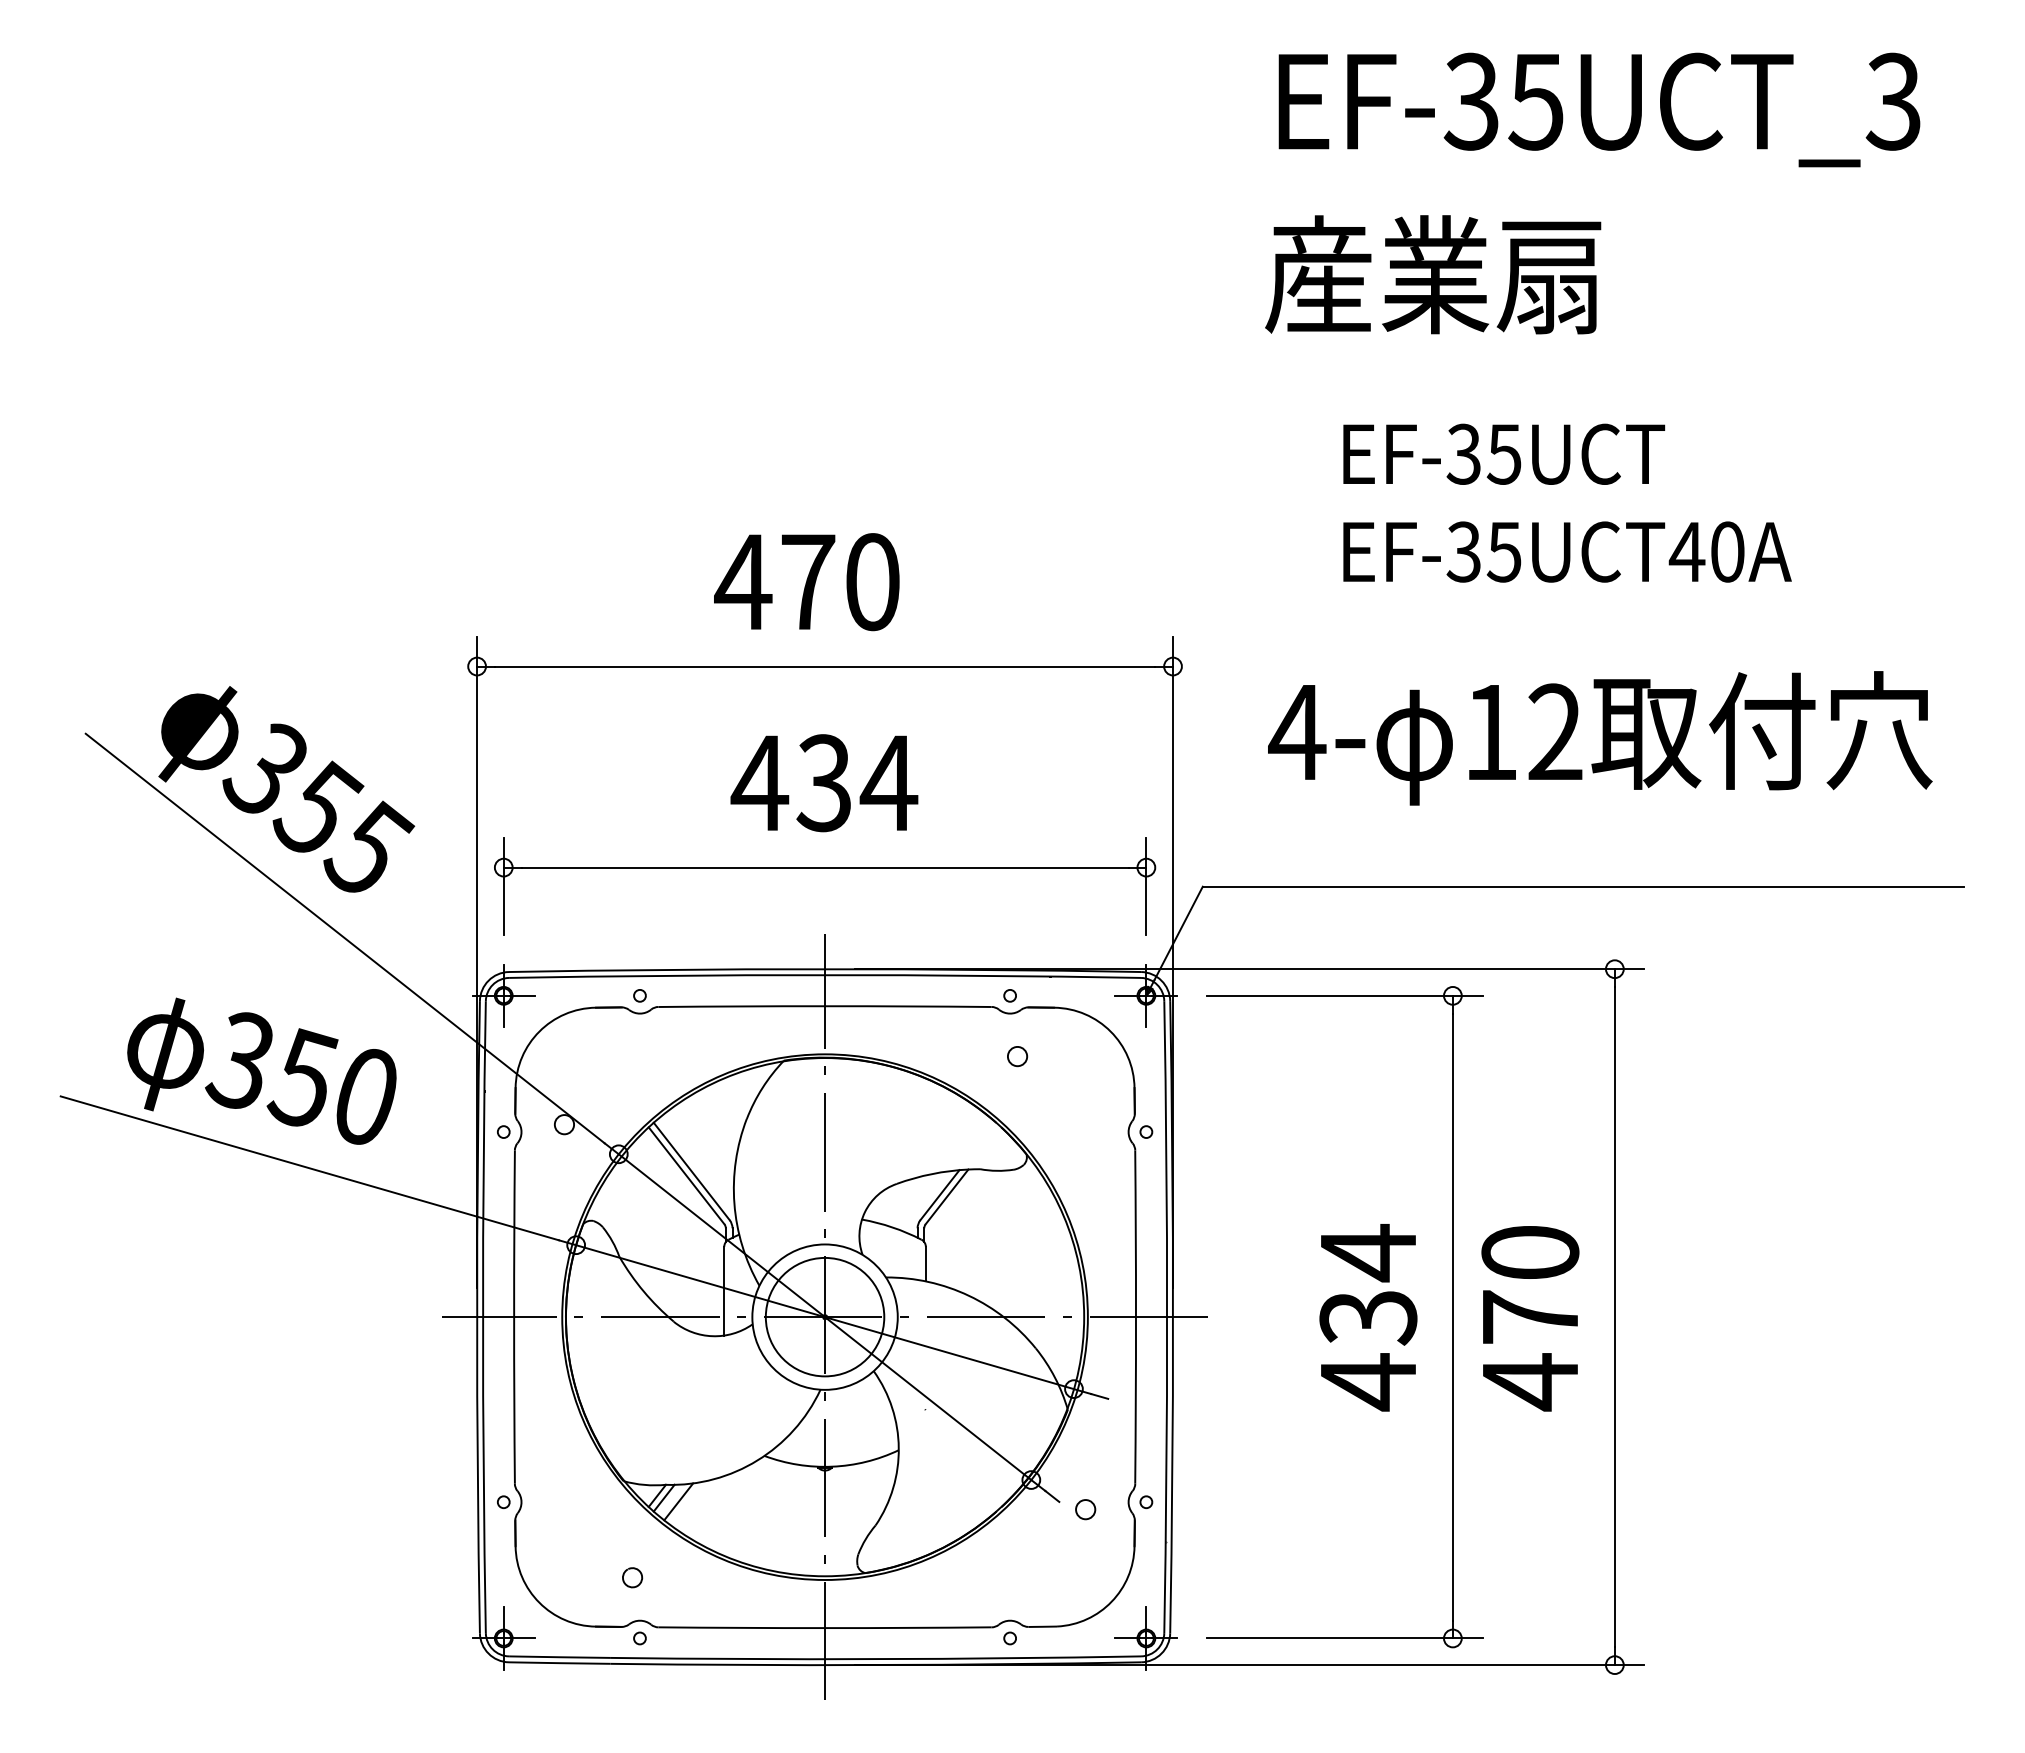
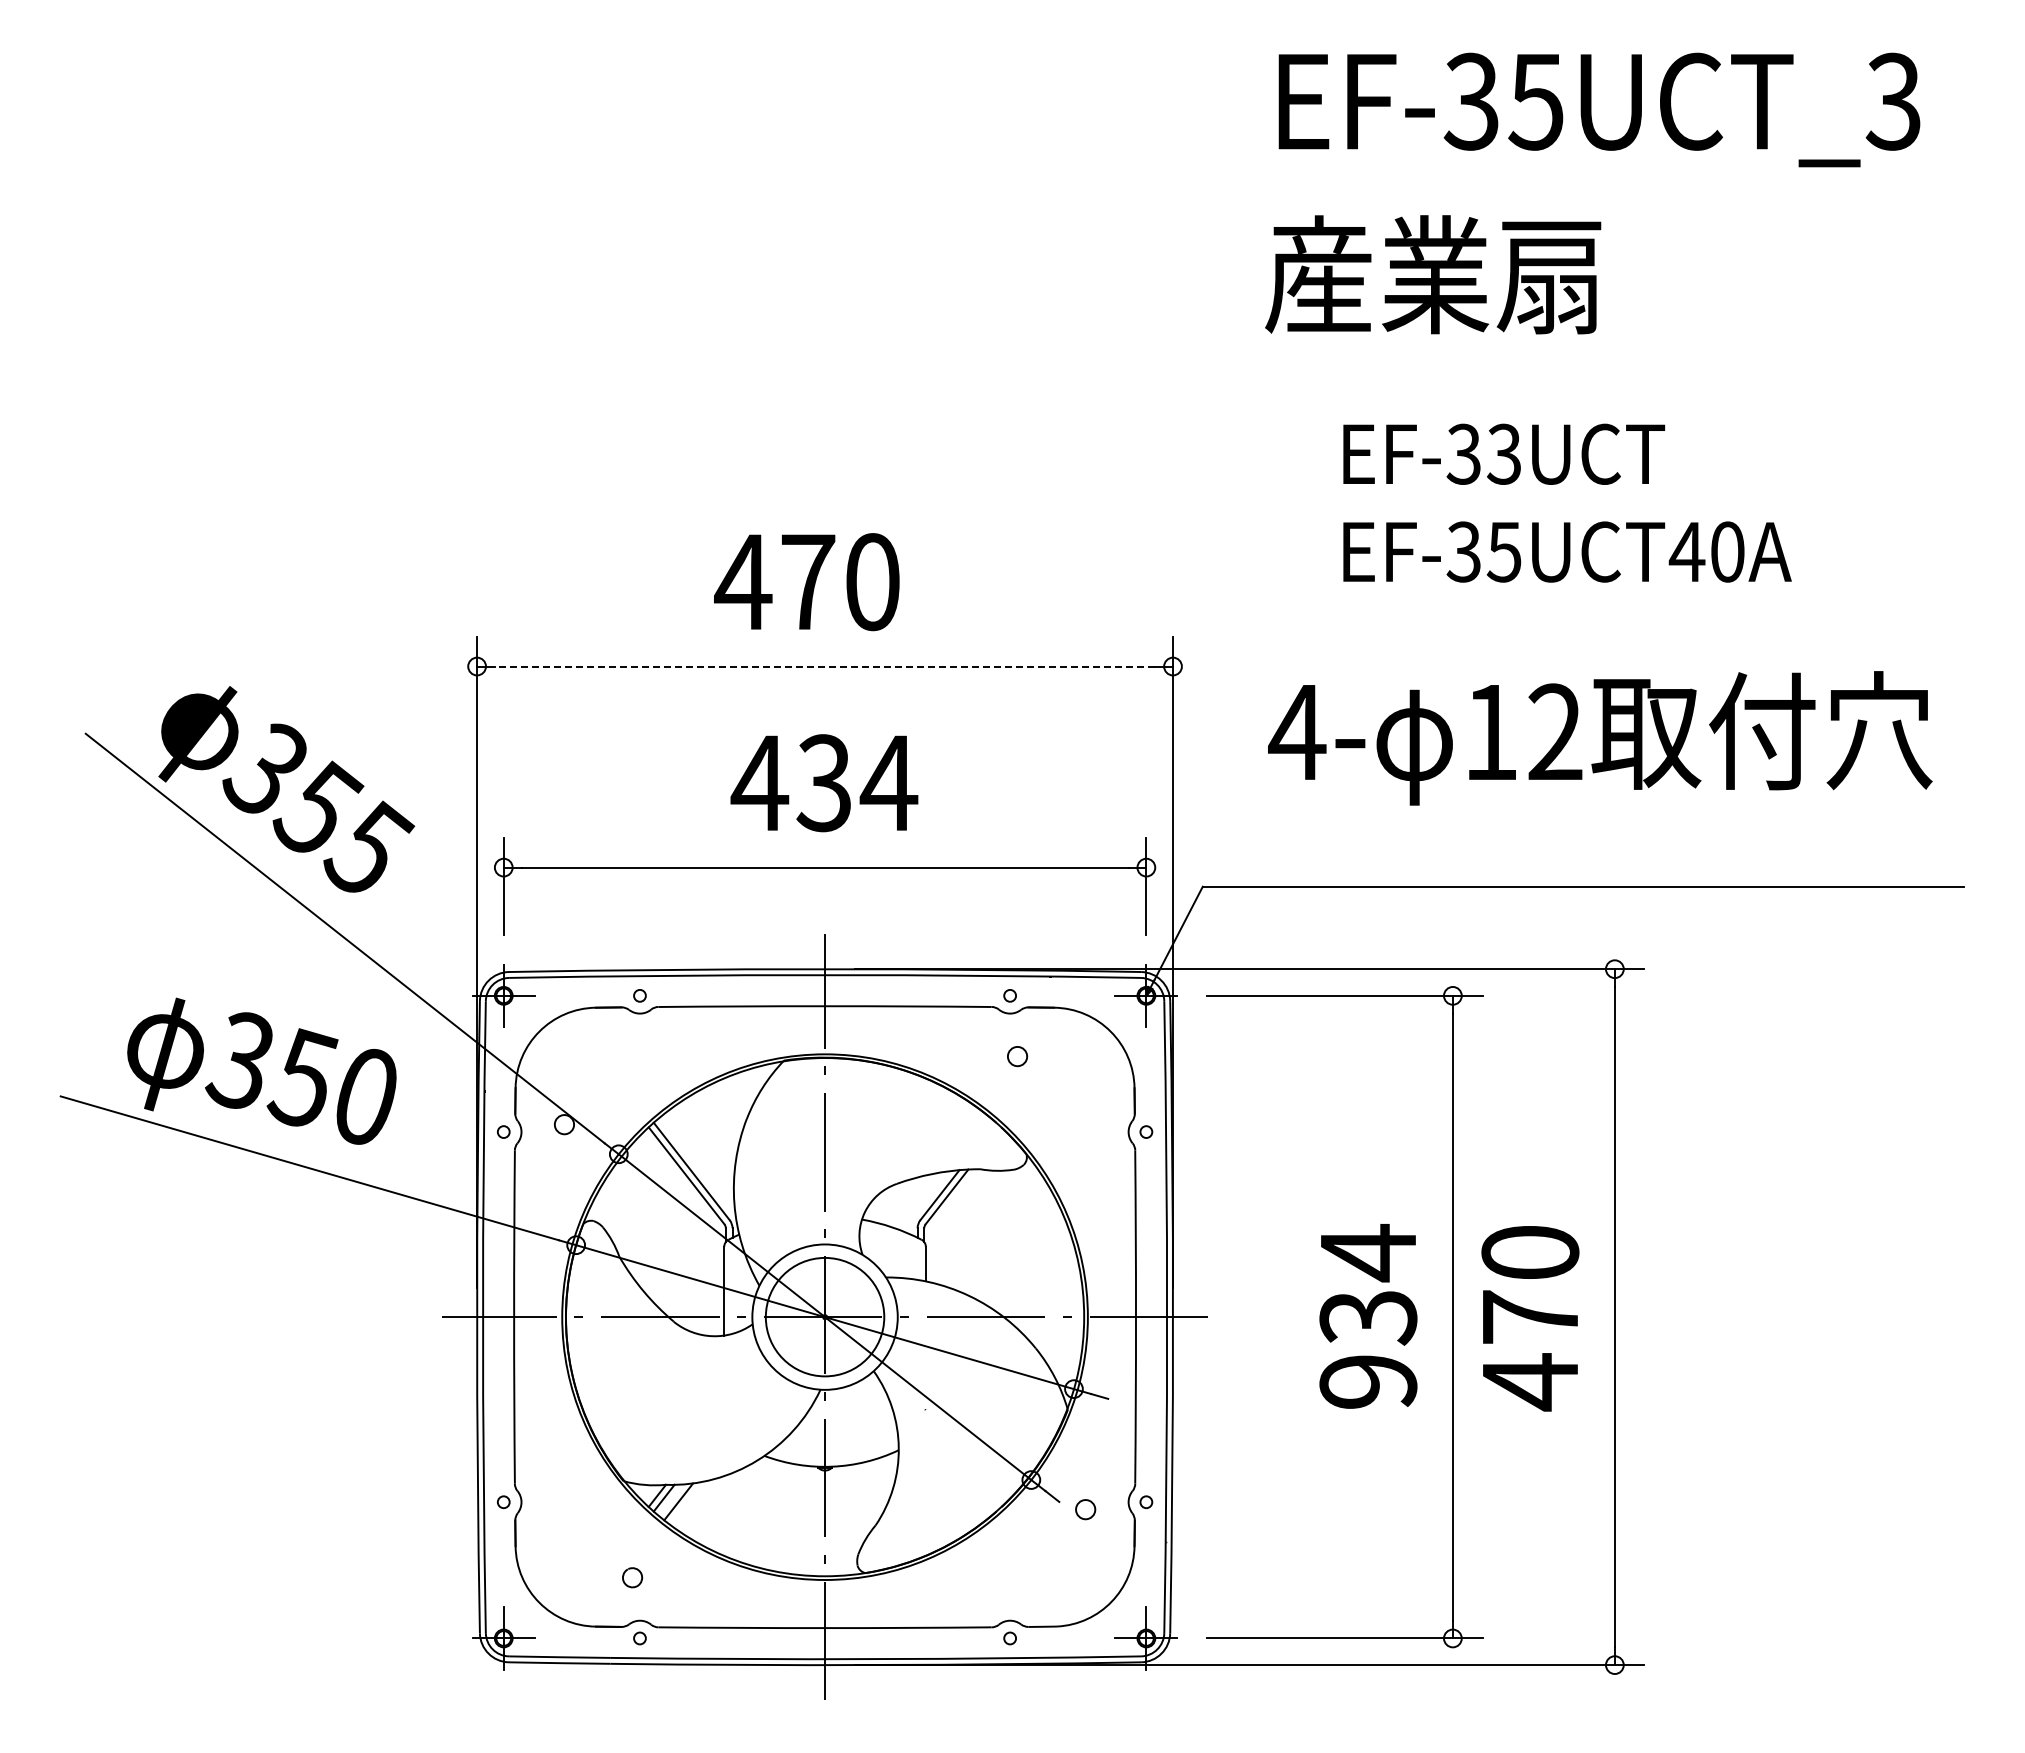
text: EF-35UCT -> EF-33UCT (1503, 453)
line: solid -> dashed (824, 666)
text: 434 -> 934 (1368, 1382)
